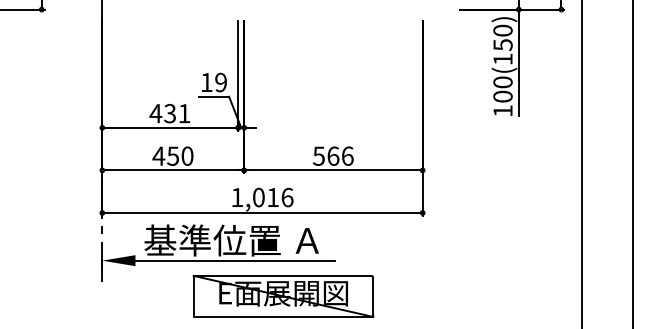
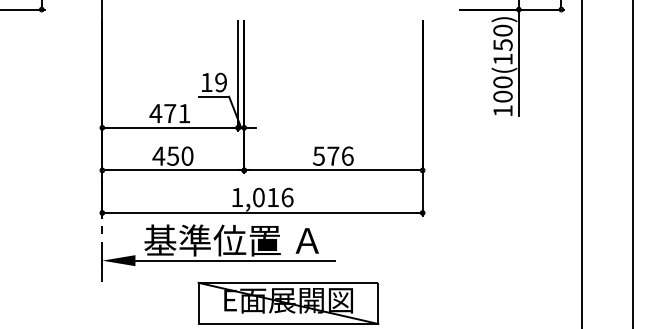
text: 431 -> 471 (170, 113)
text: 566 -> 576 (333, 155)
part position: (283, 295) -> (288, 302) (288, 302)
